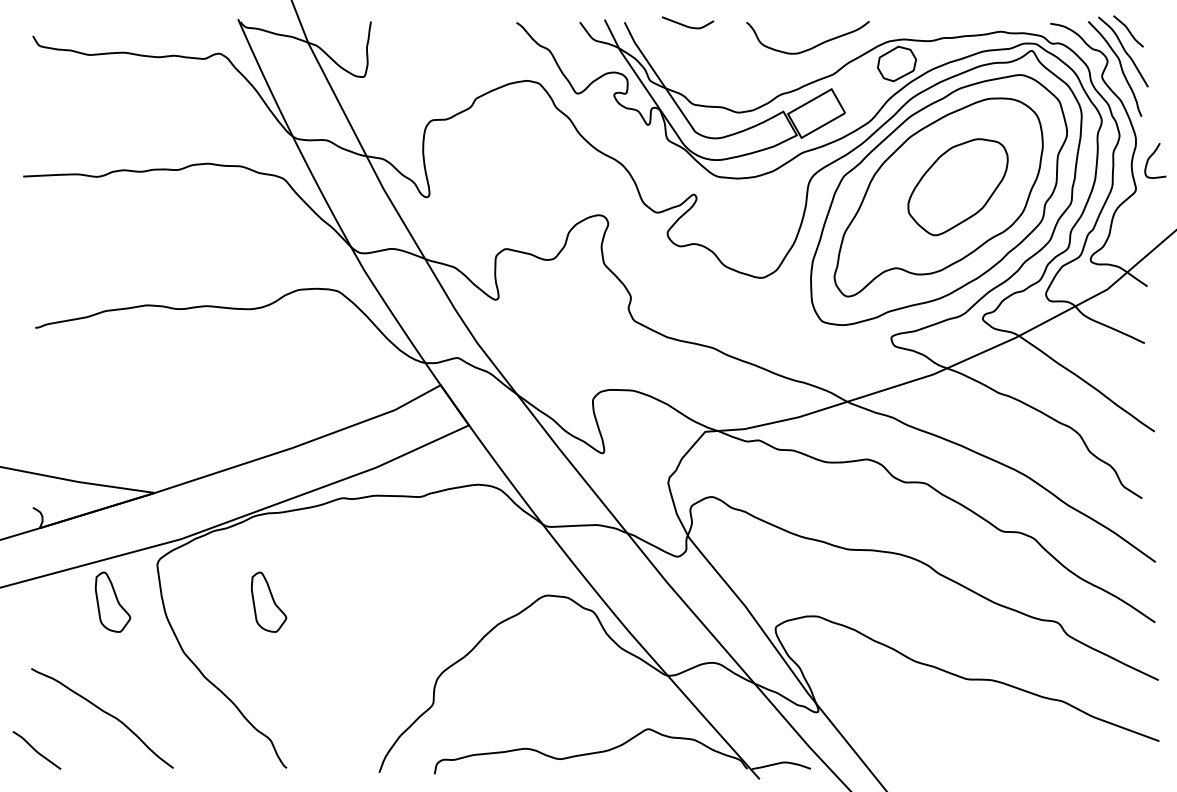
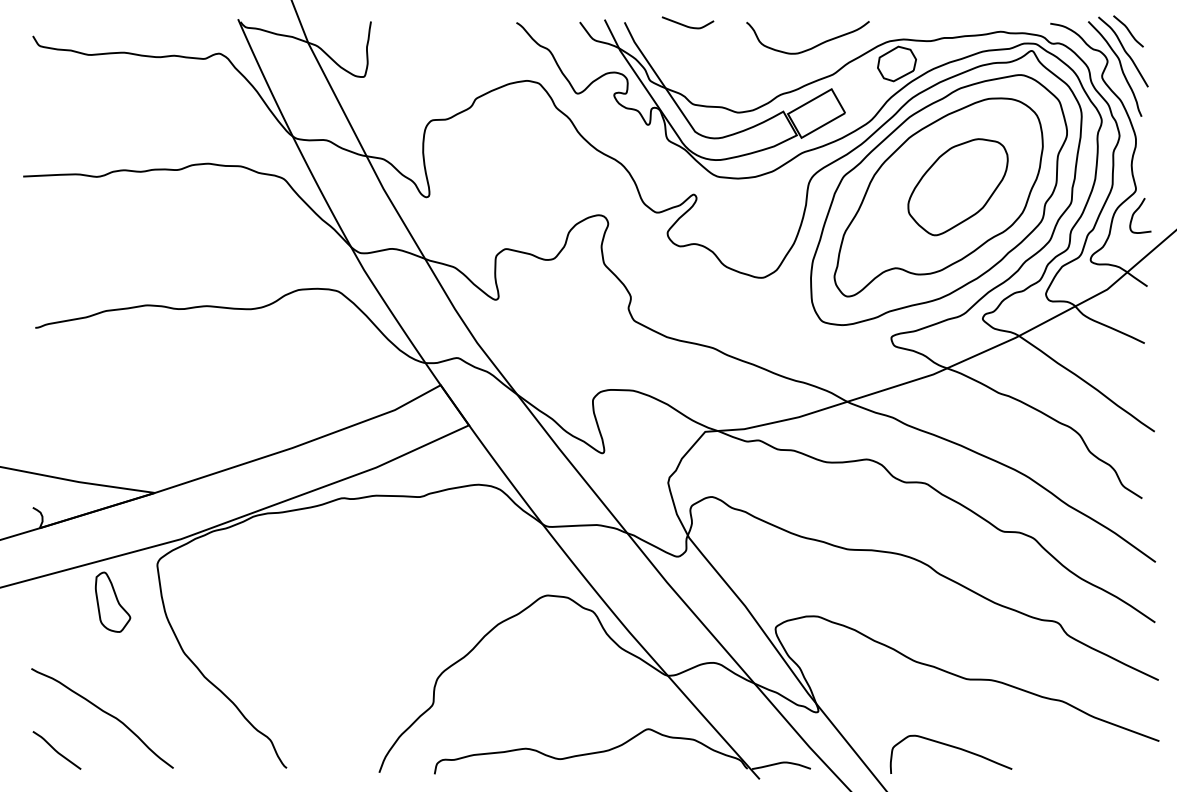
curve position: (1151, 156) -> (1136, 211) (1136, 211)
part: present -> none (268, 601)
curve: none -> present (951, 747)
curve position: (36, 750) -> (56, 750) (56, 750)
